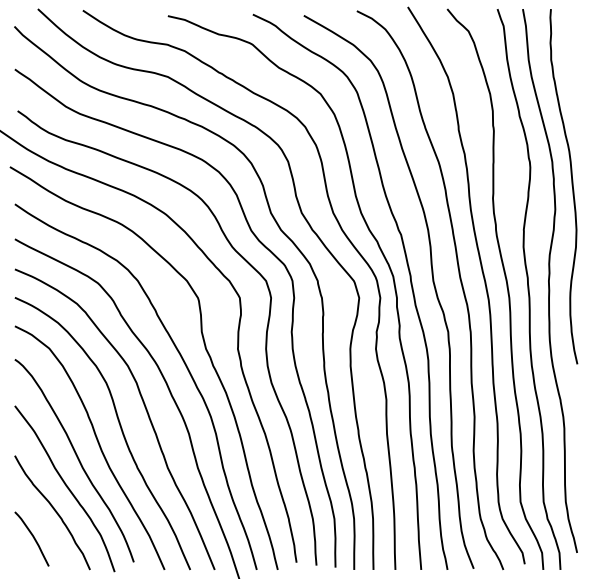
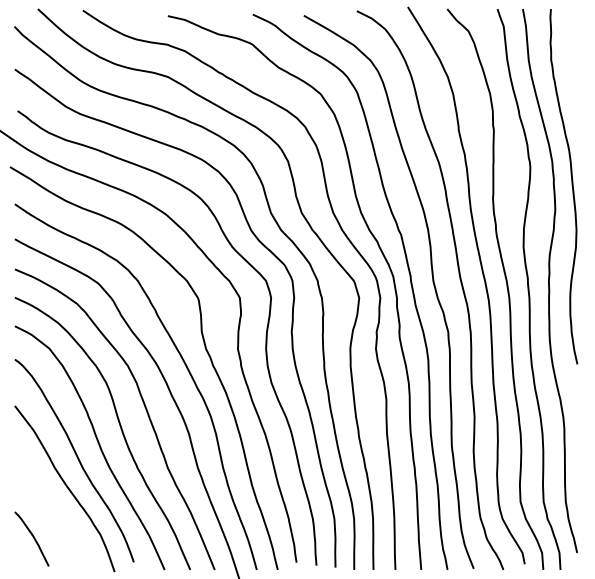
curve: present -> none (54, 511)
